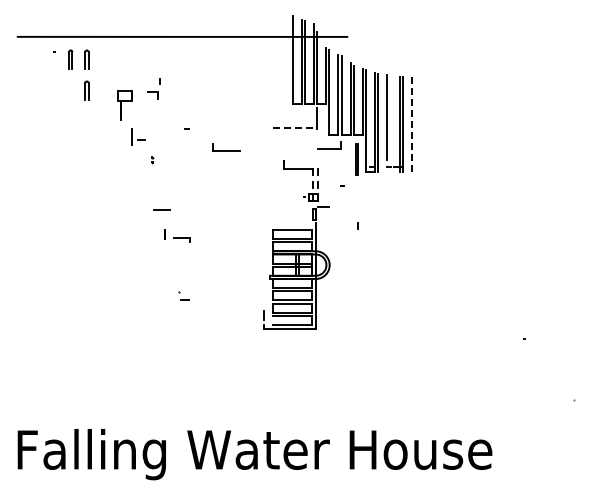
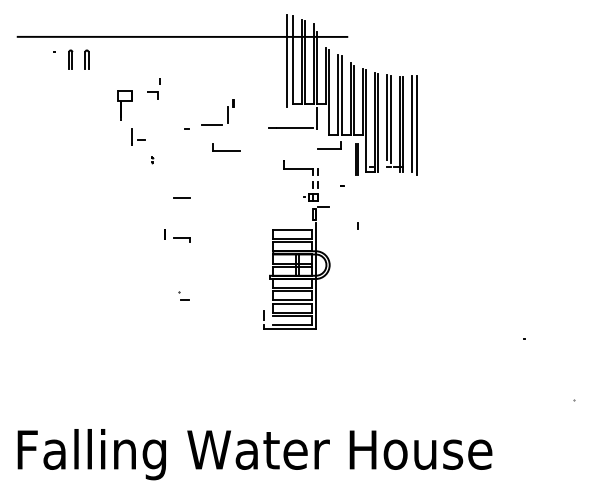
line: none -> present (287, 60)
part: present -> none (86, 90)
part: none -> present (227, 112)
line: none -> present (390, 118)
line: dashed -> solid (411, 123)
line: none -> present (417, 125)
line: dashed -> solid (290, 127)
line position: (161, 209) -> (181, 197) (181, 197)
